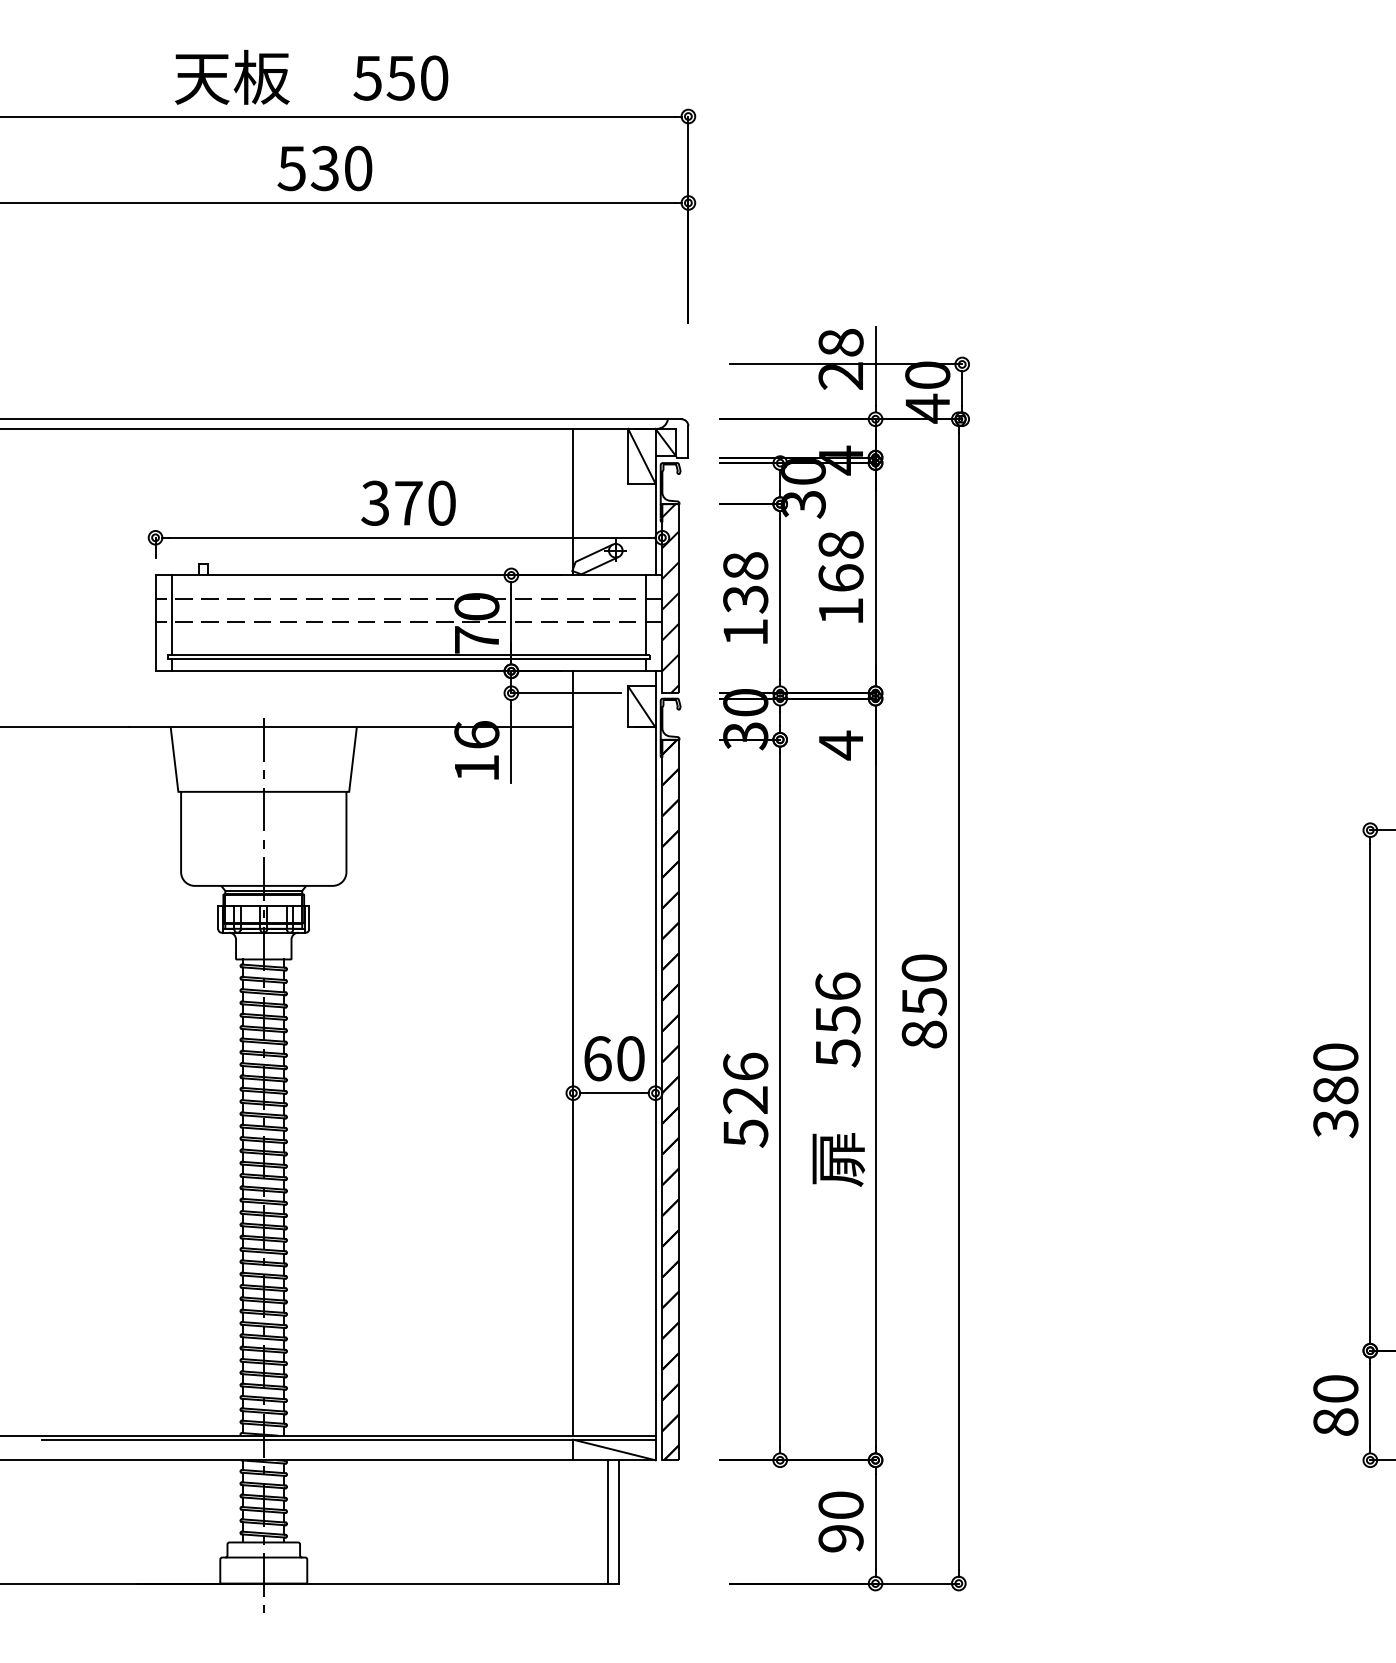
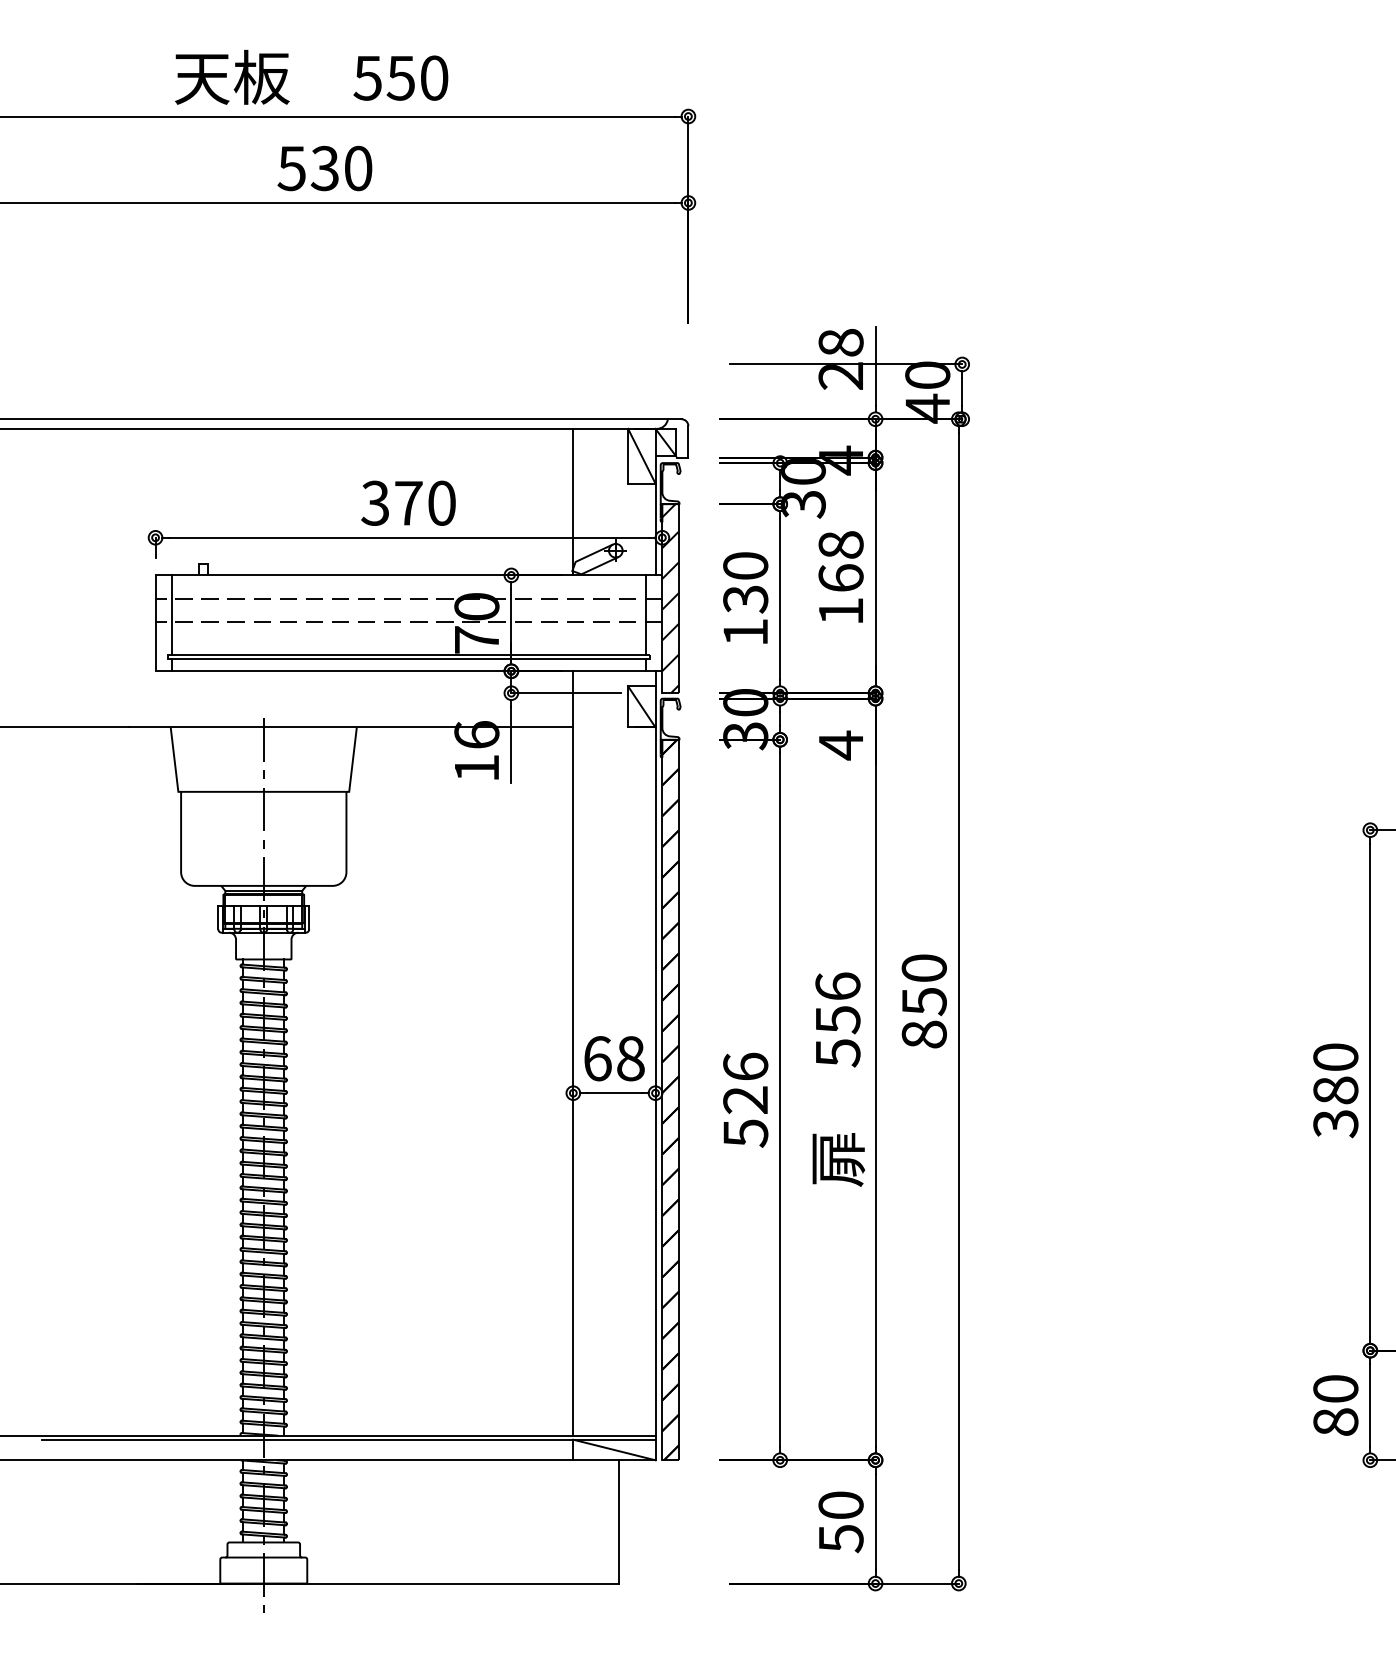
text: 138 -> 130 (745, 565)
text: 60 -> 68 (630, 1058)
line: present -> none (607, 1521)
text: 90 -> 50 (840, 1539)
